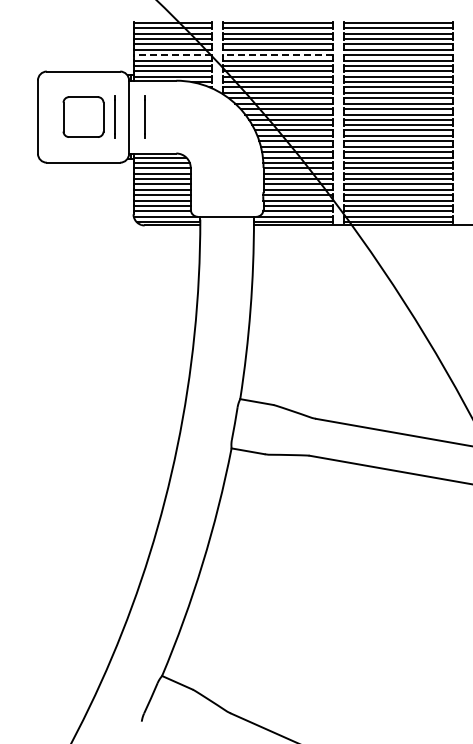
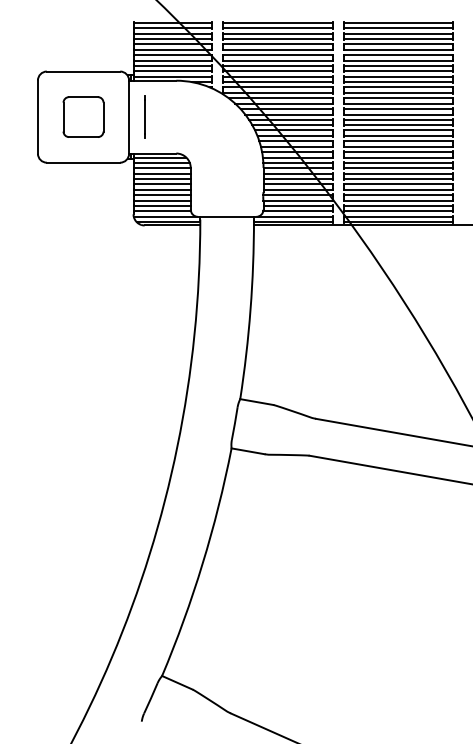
line: dashed -> solid (172, 55)
line: dashed -> solid (278, 55)
line: present -> none (114, 116)
